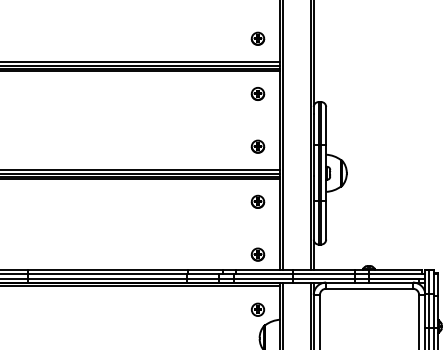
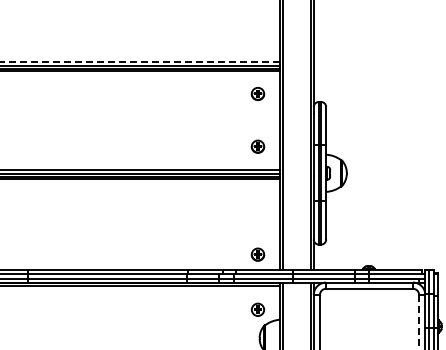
part: present -> none (257, 38)
line: solid -> dashed (140, 61)
part: present -> none (257, 201)
line: solid -> dashed (419, 322)
